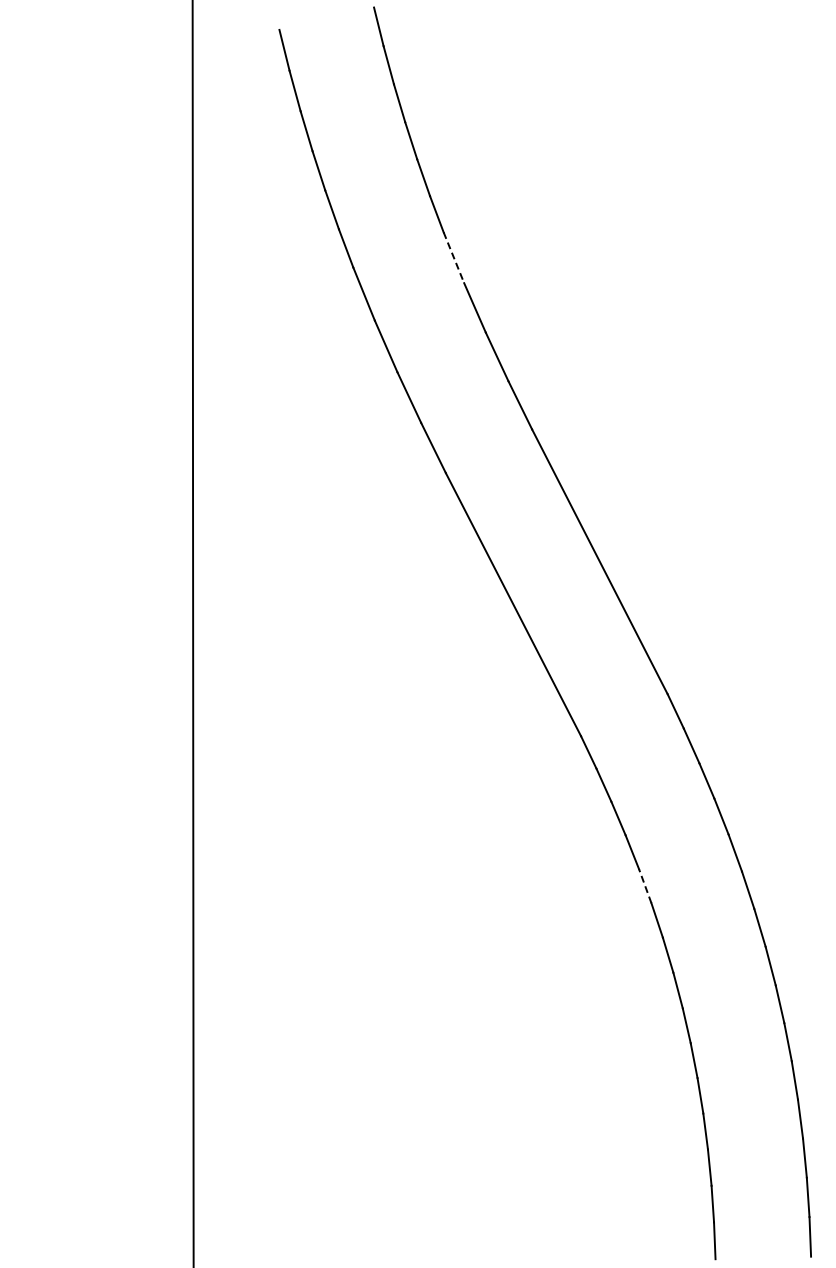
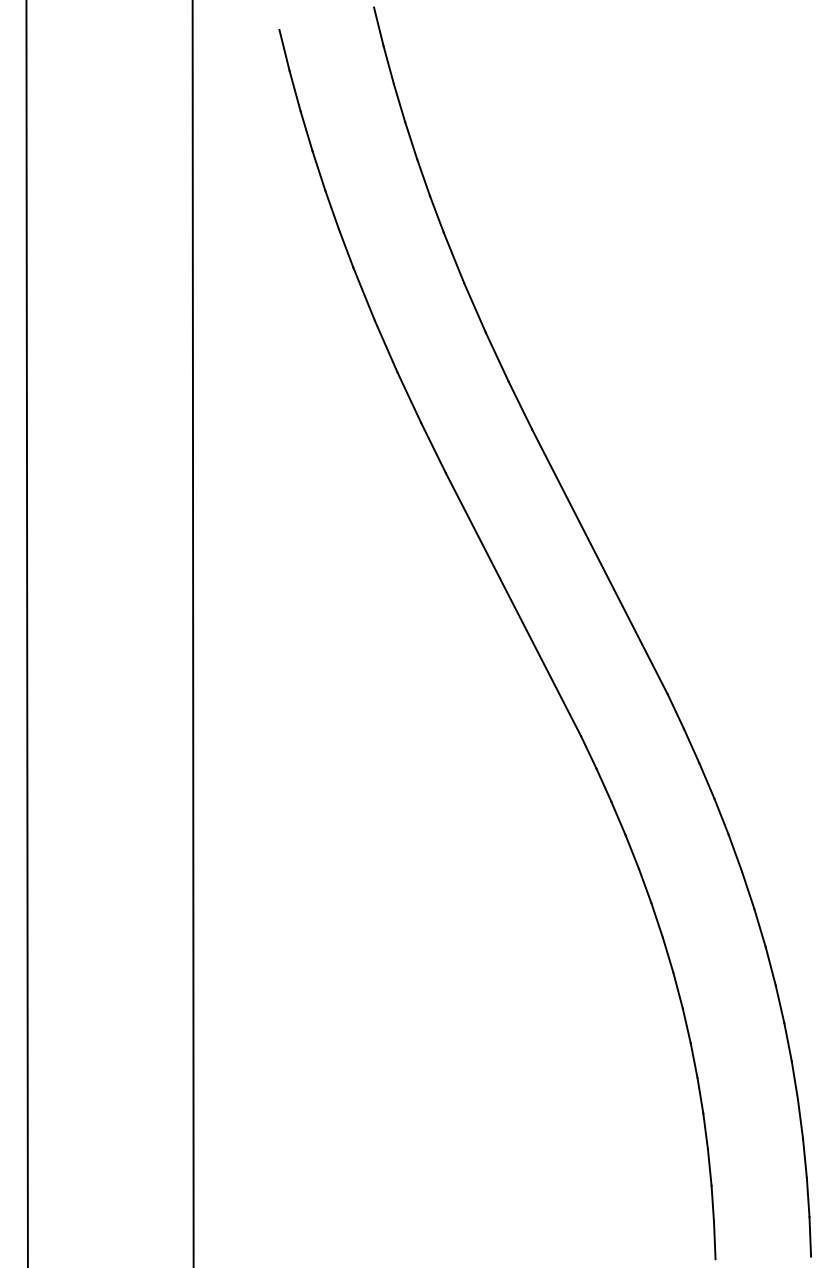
line: dashed -> solid (454, 258)
line: none -> present (26, 633)
line: dashed -> solid (645, 885)
